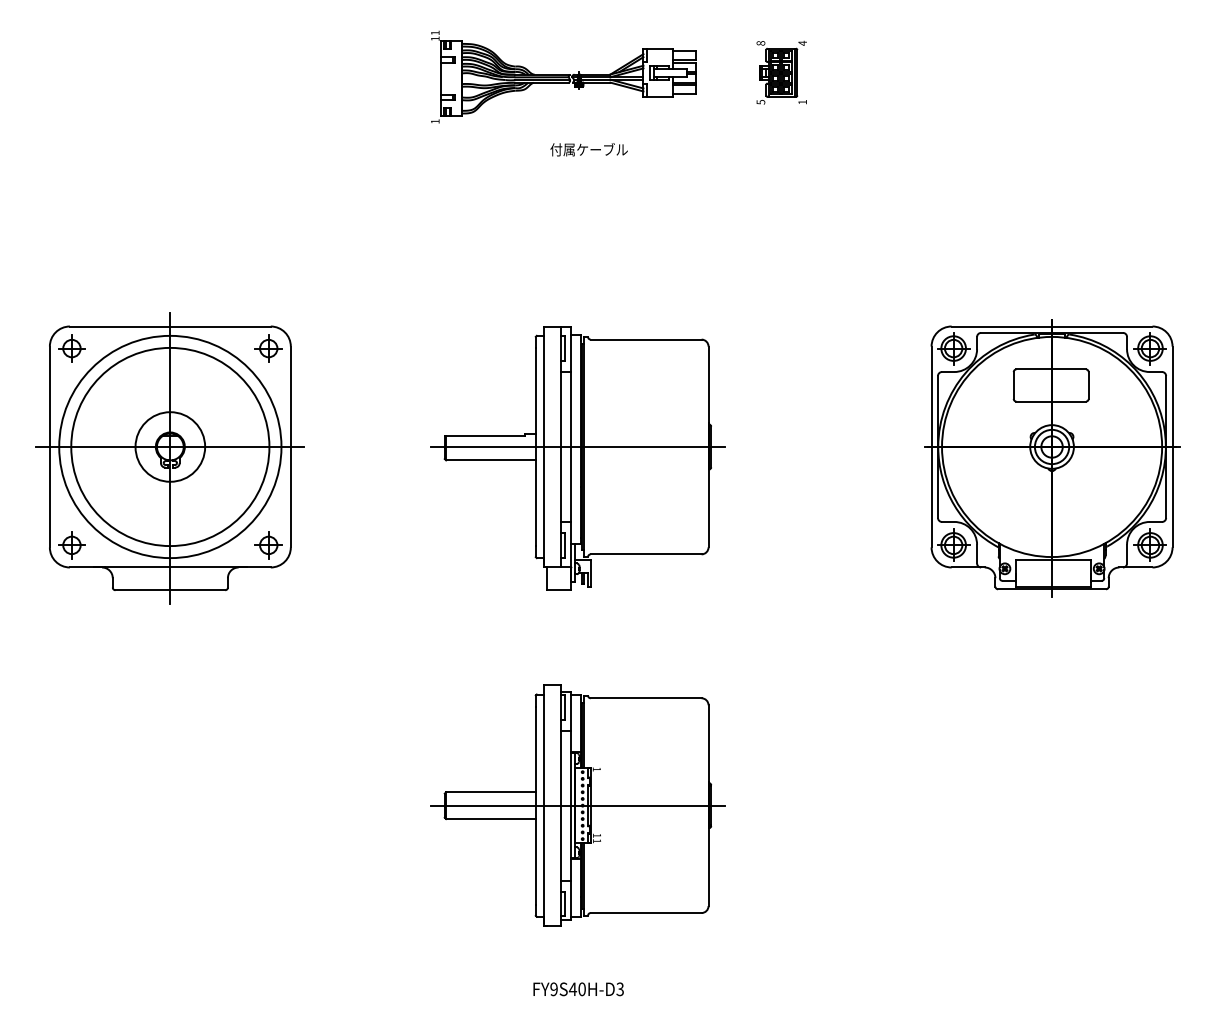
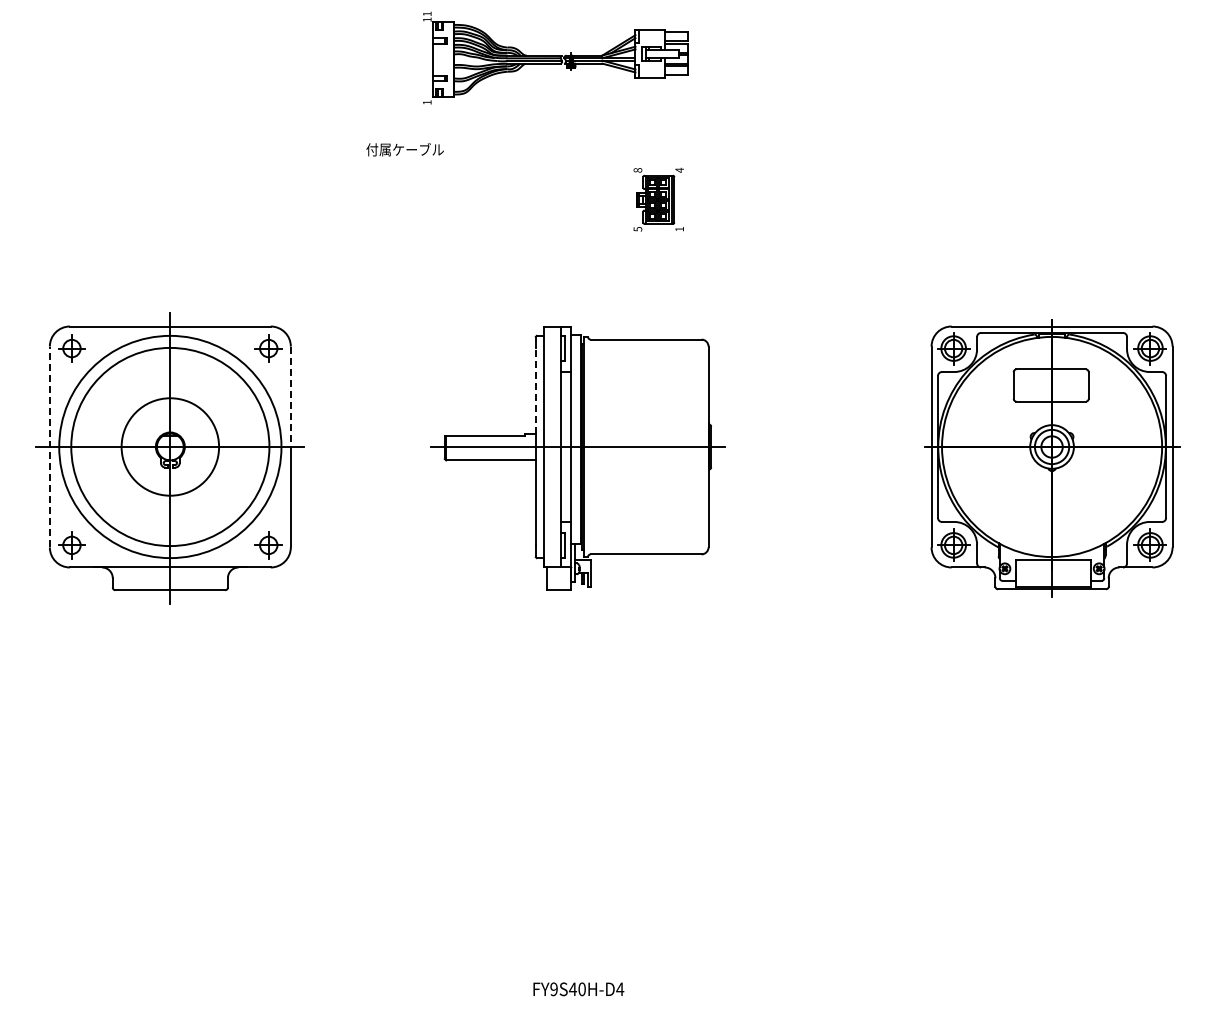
part position: (781, 72) -> (658, 199) (658, 199)
part position: (563, 76) -> (555, 57) (555, 57)
text position: (588, 149) -> (404, 149) (404, 149)
line: solid -> dashed (535, 390)
line: solid -> dashed (290, 397)
line: solid -> dashed (49, 446)
circle diameter: 70 px -> 97 px (170, 446)
part: present -> none (577, 805)
text: FY9S40H-D3 -> FY9S40H-D4 (620, 989)
